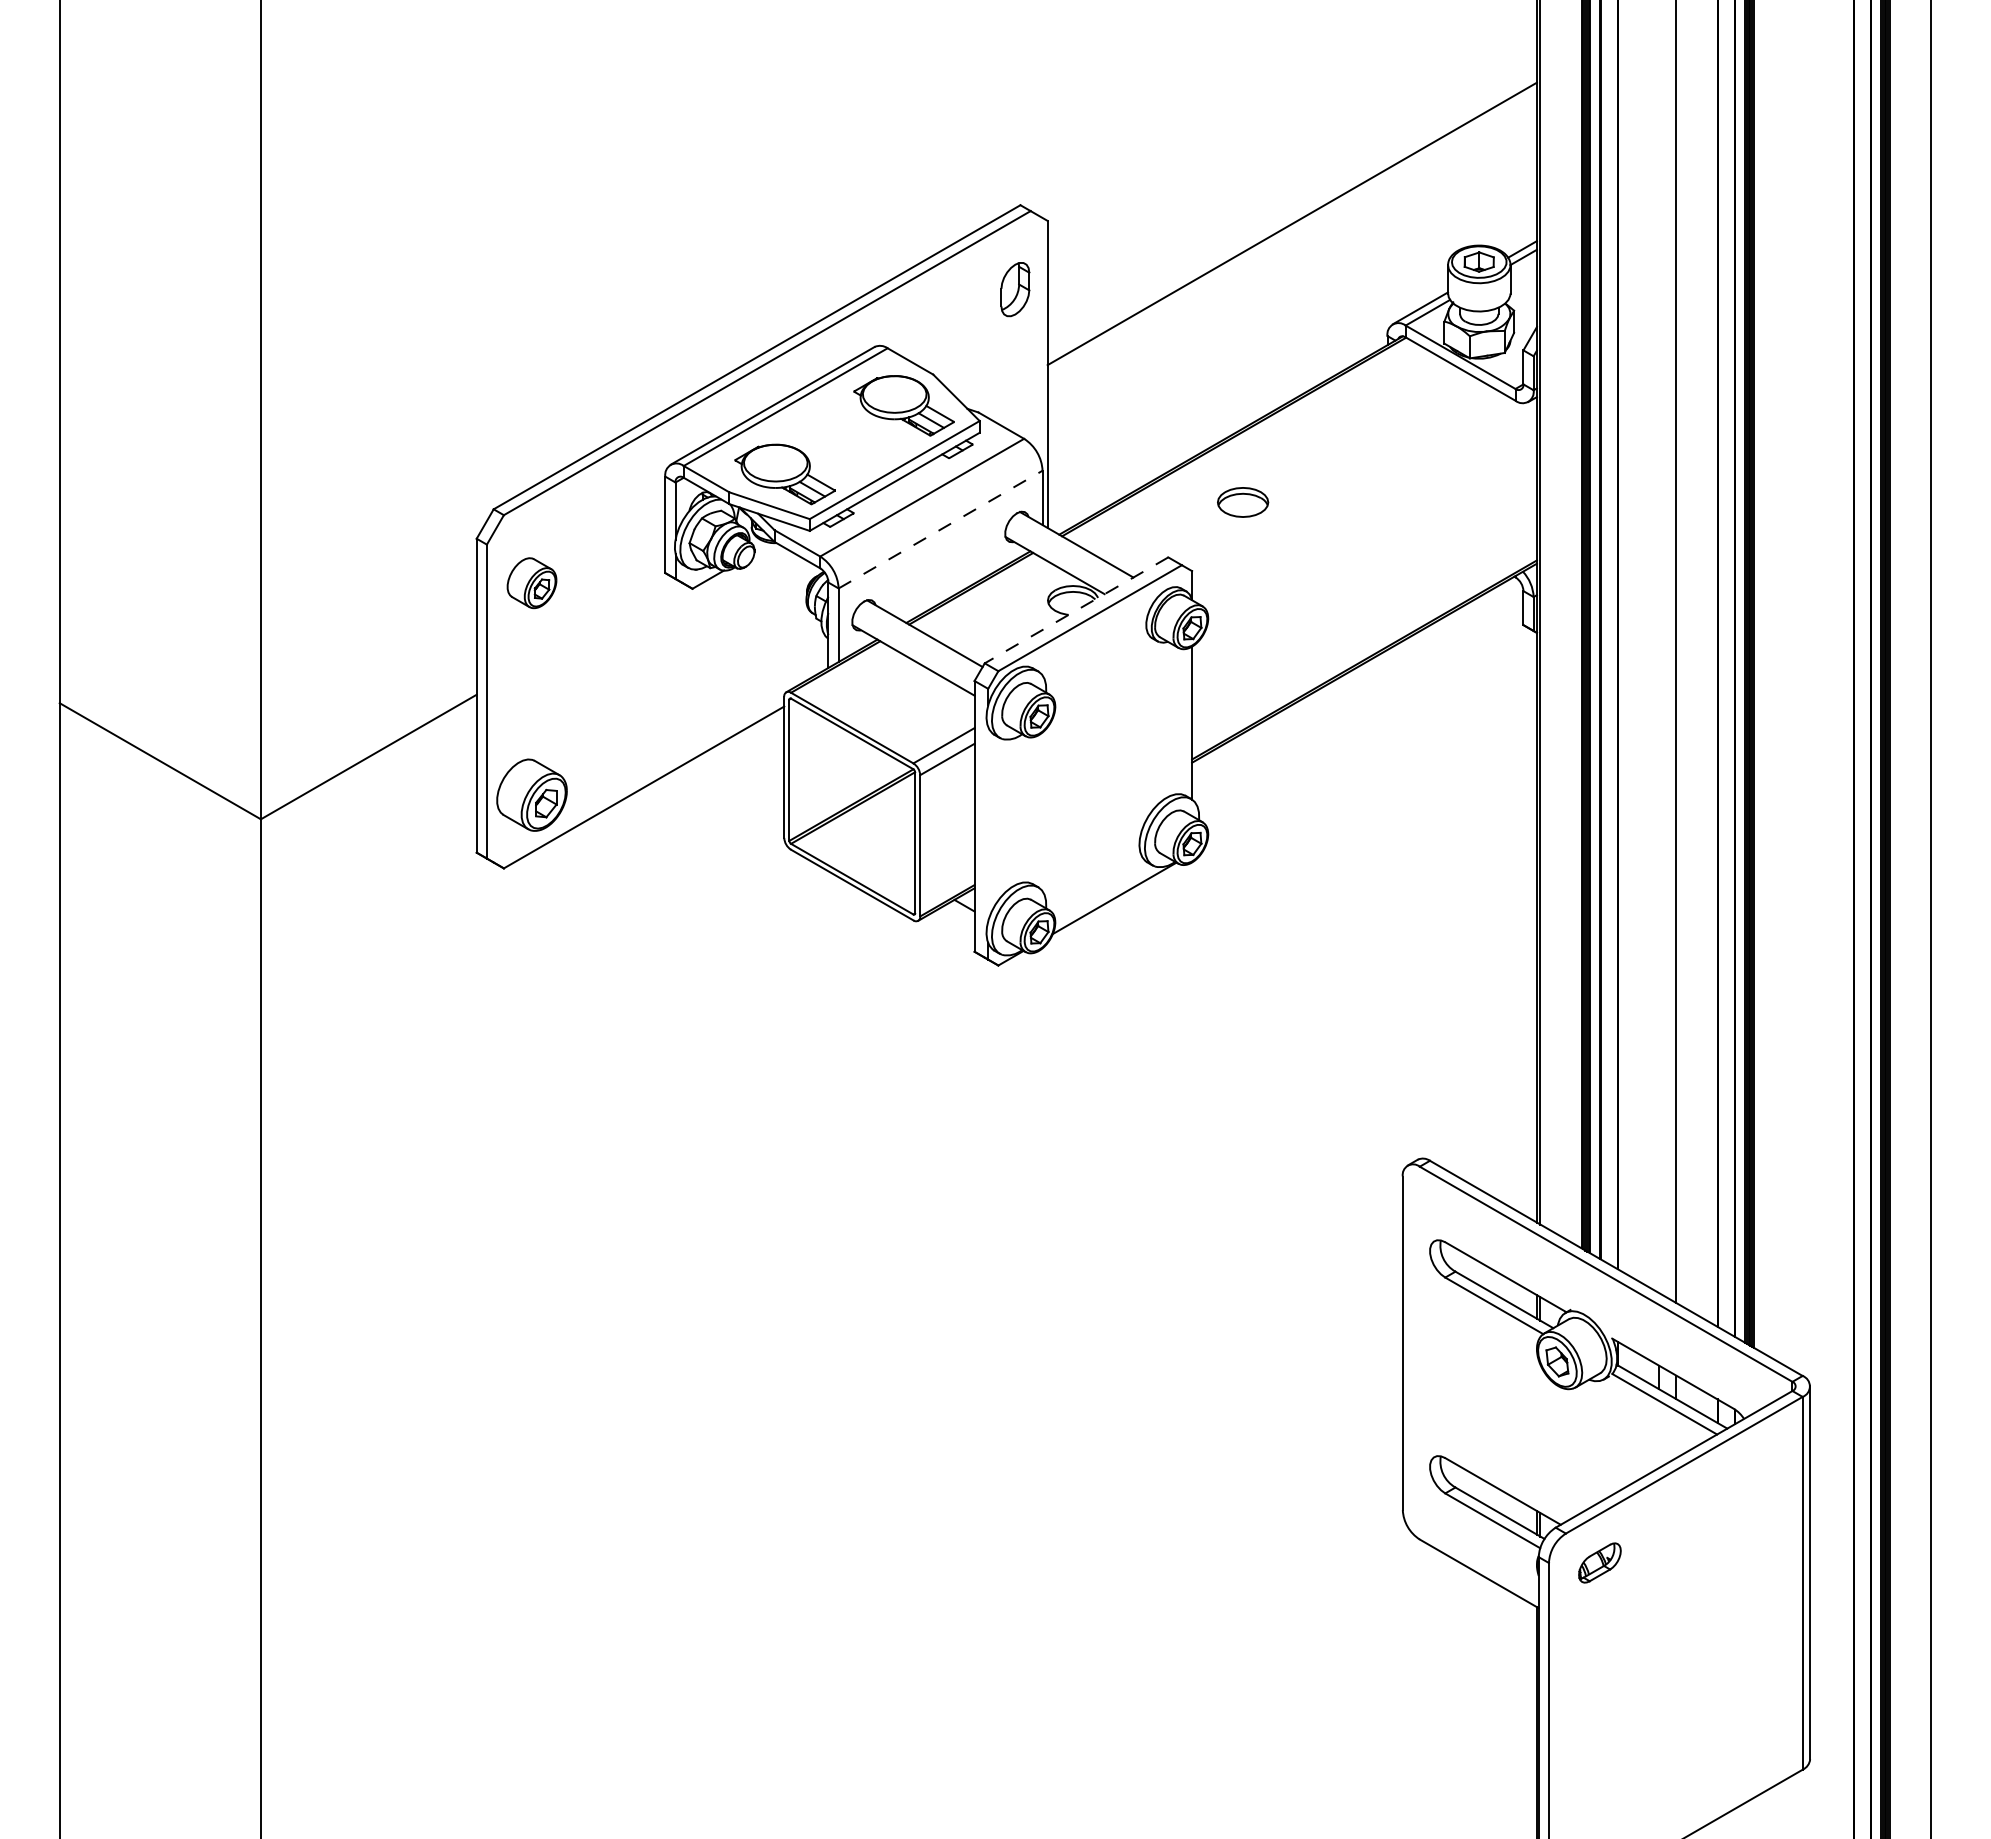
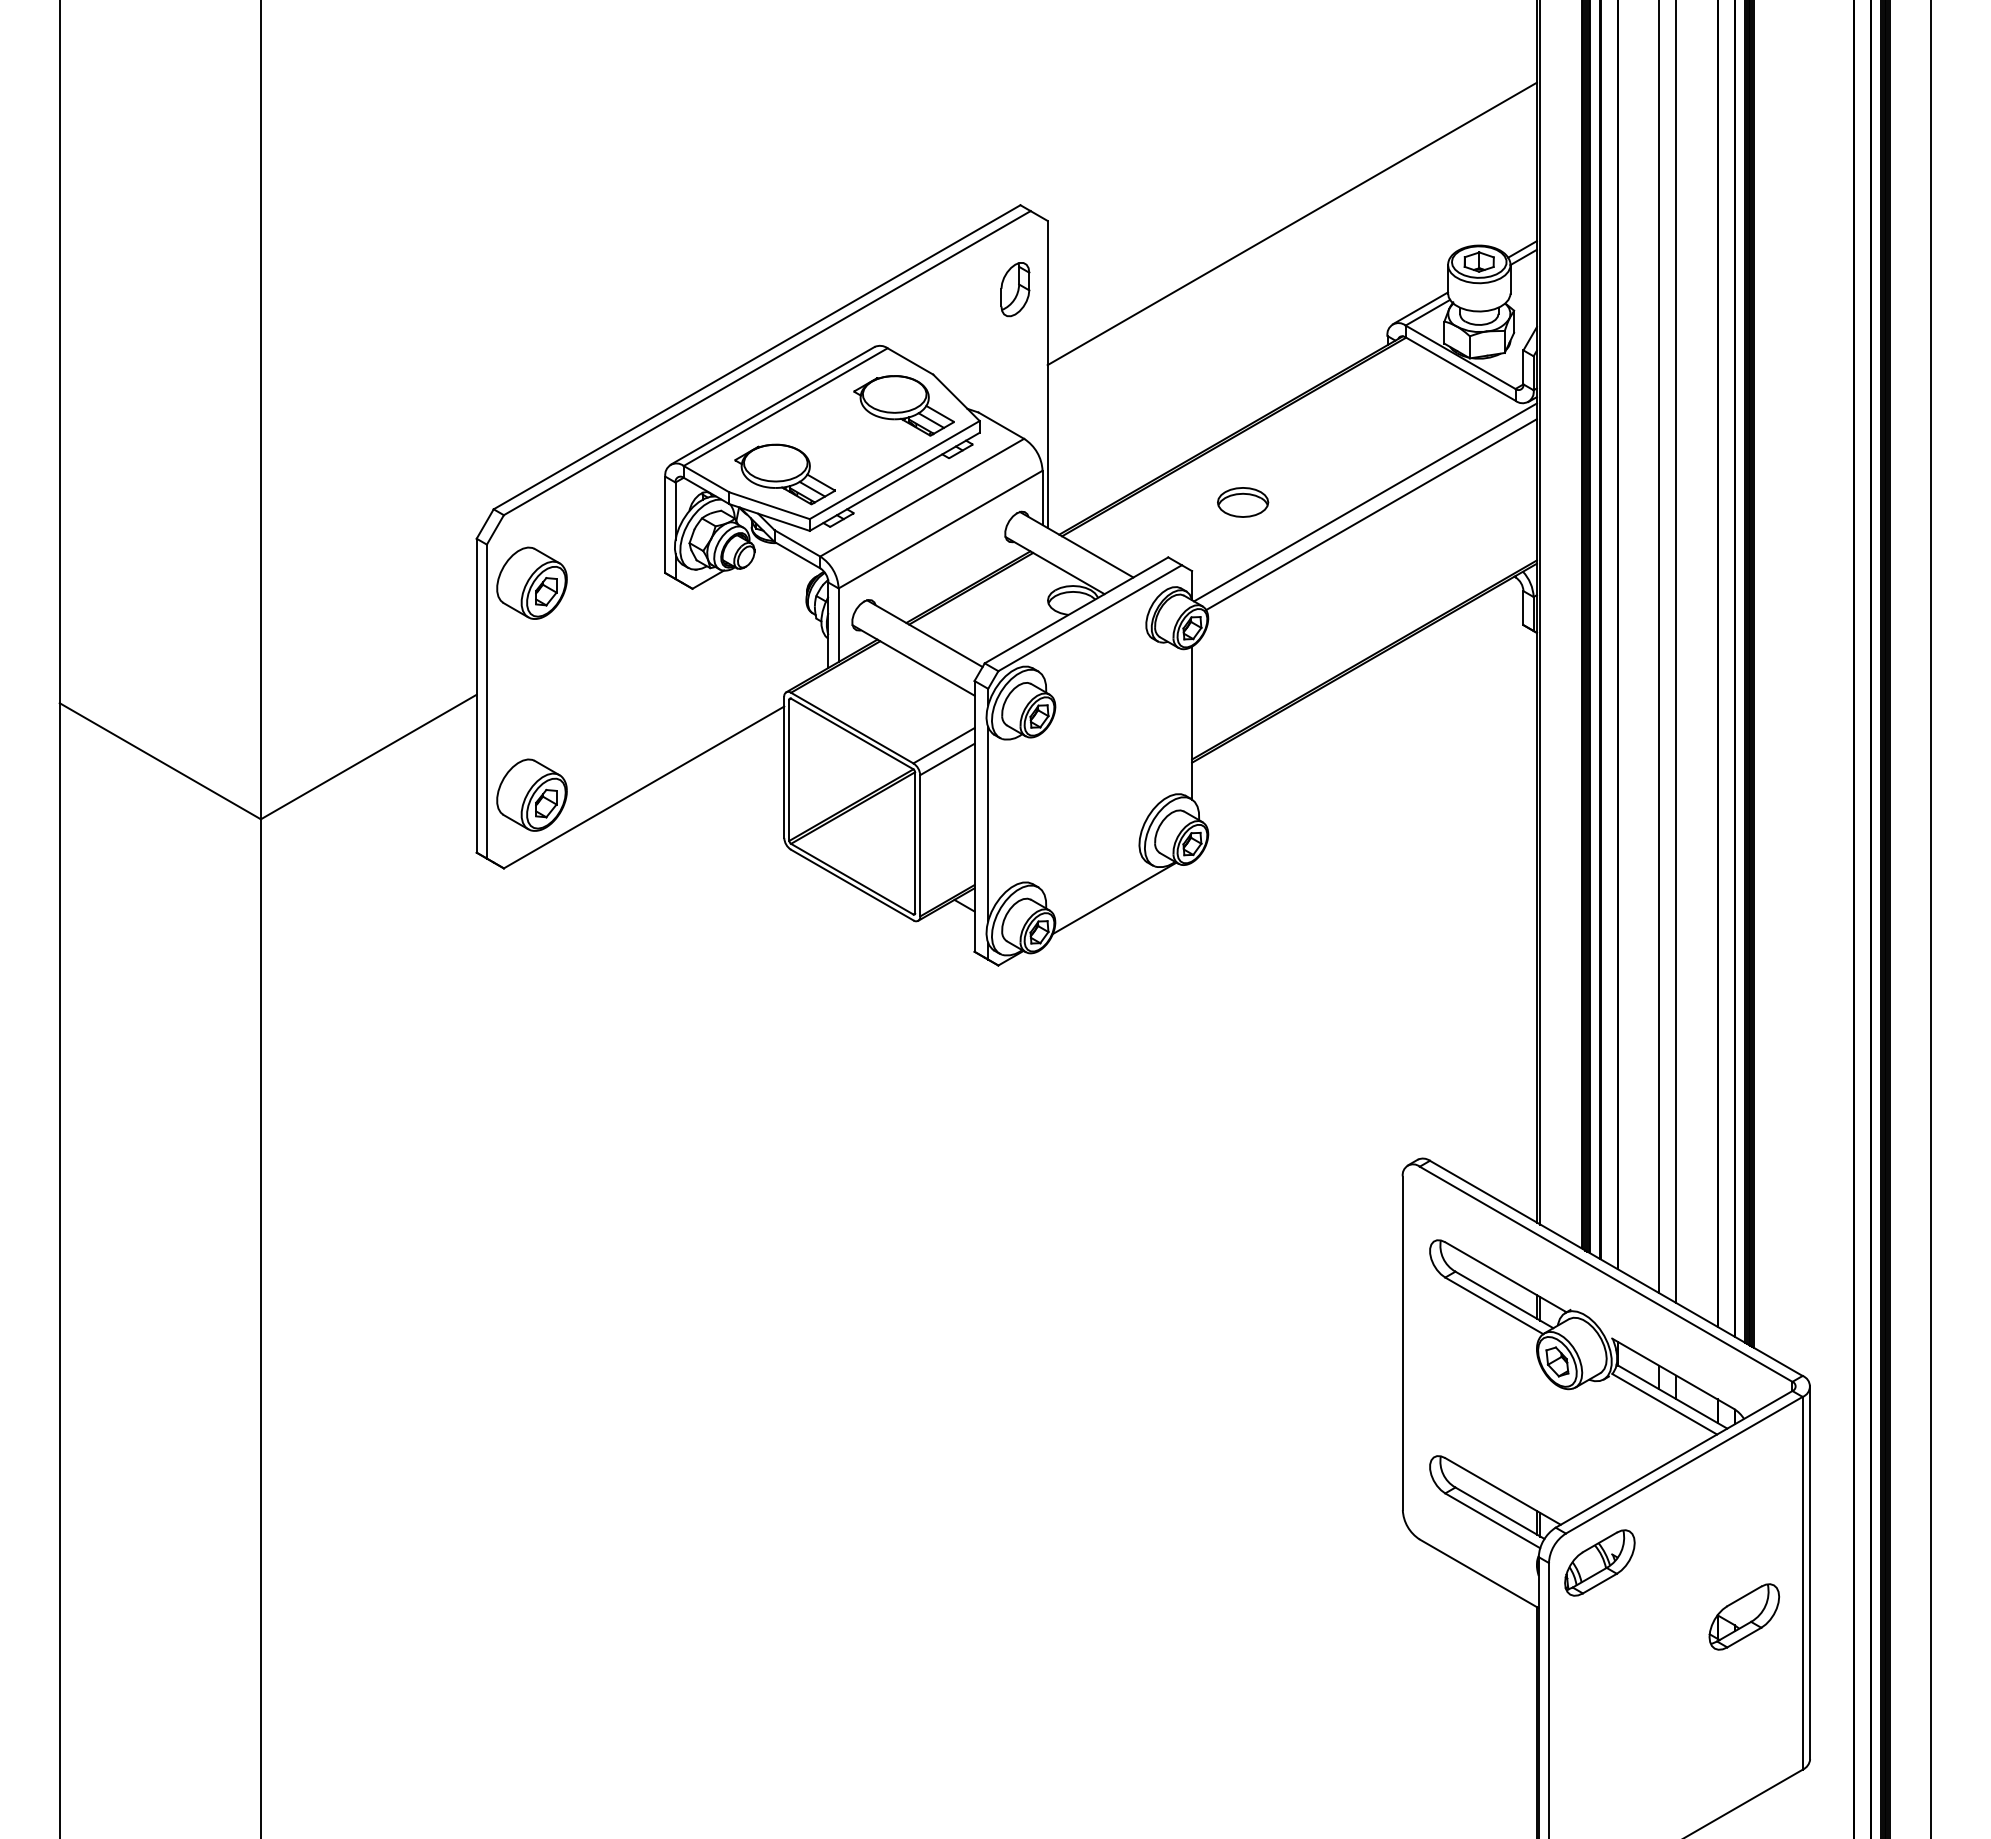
line: none -> present (1365, 502)
line: none -> present (1371, 514)
line: dashed -> solid (940, 529)
part size: 52x53 px -> 72x74 px (531, 582)
line: dashed -> solid (1076, 610)
line: none -> present (1659, 647)
line: none -> present (988, 824)
part size: 44x42 px -> 72x68 px (1599, 1562)
part: none -> present (1744, 1616)
